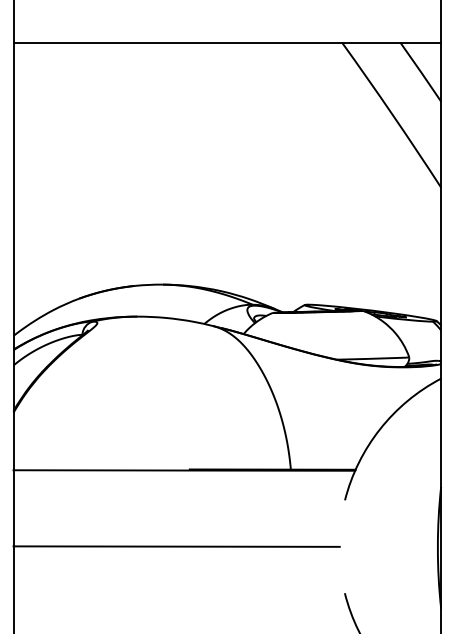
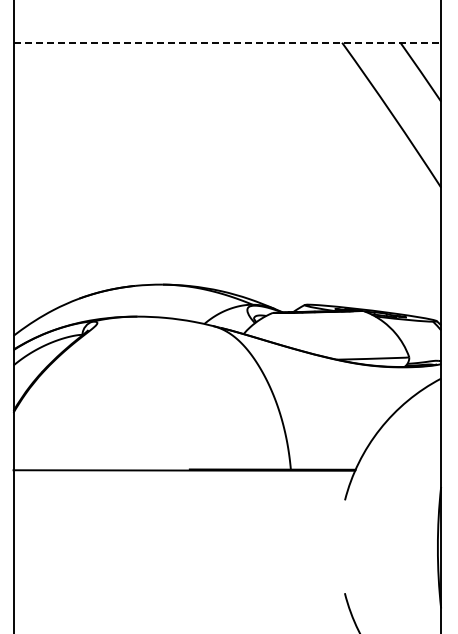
line: solid -> dashed (227, 42)
line: present -> none (176, 546)
